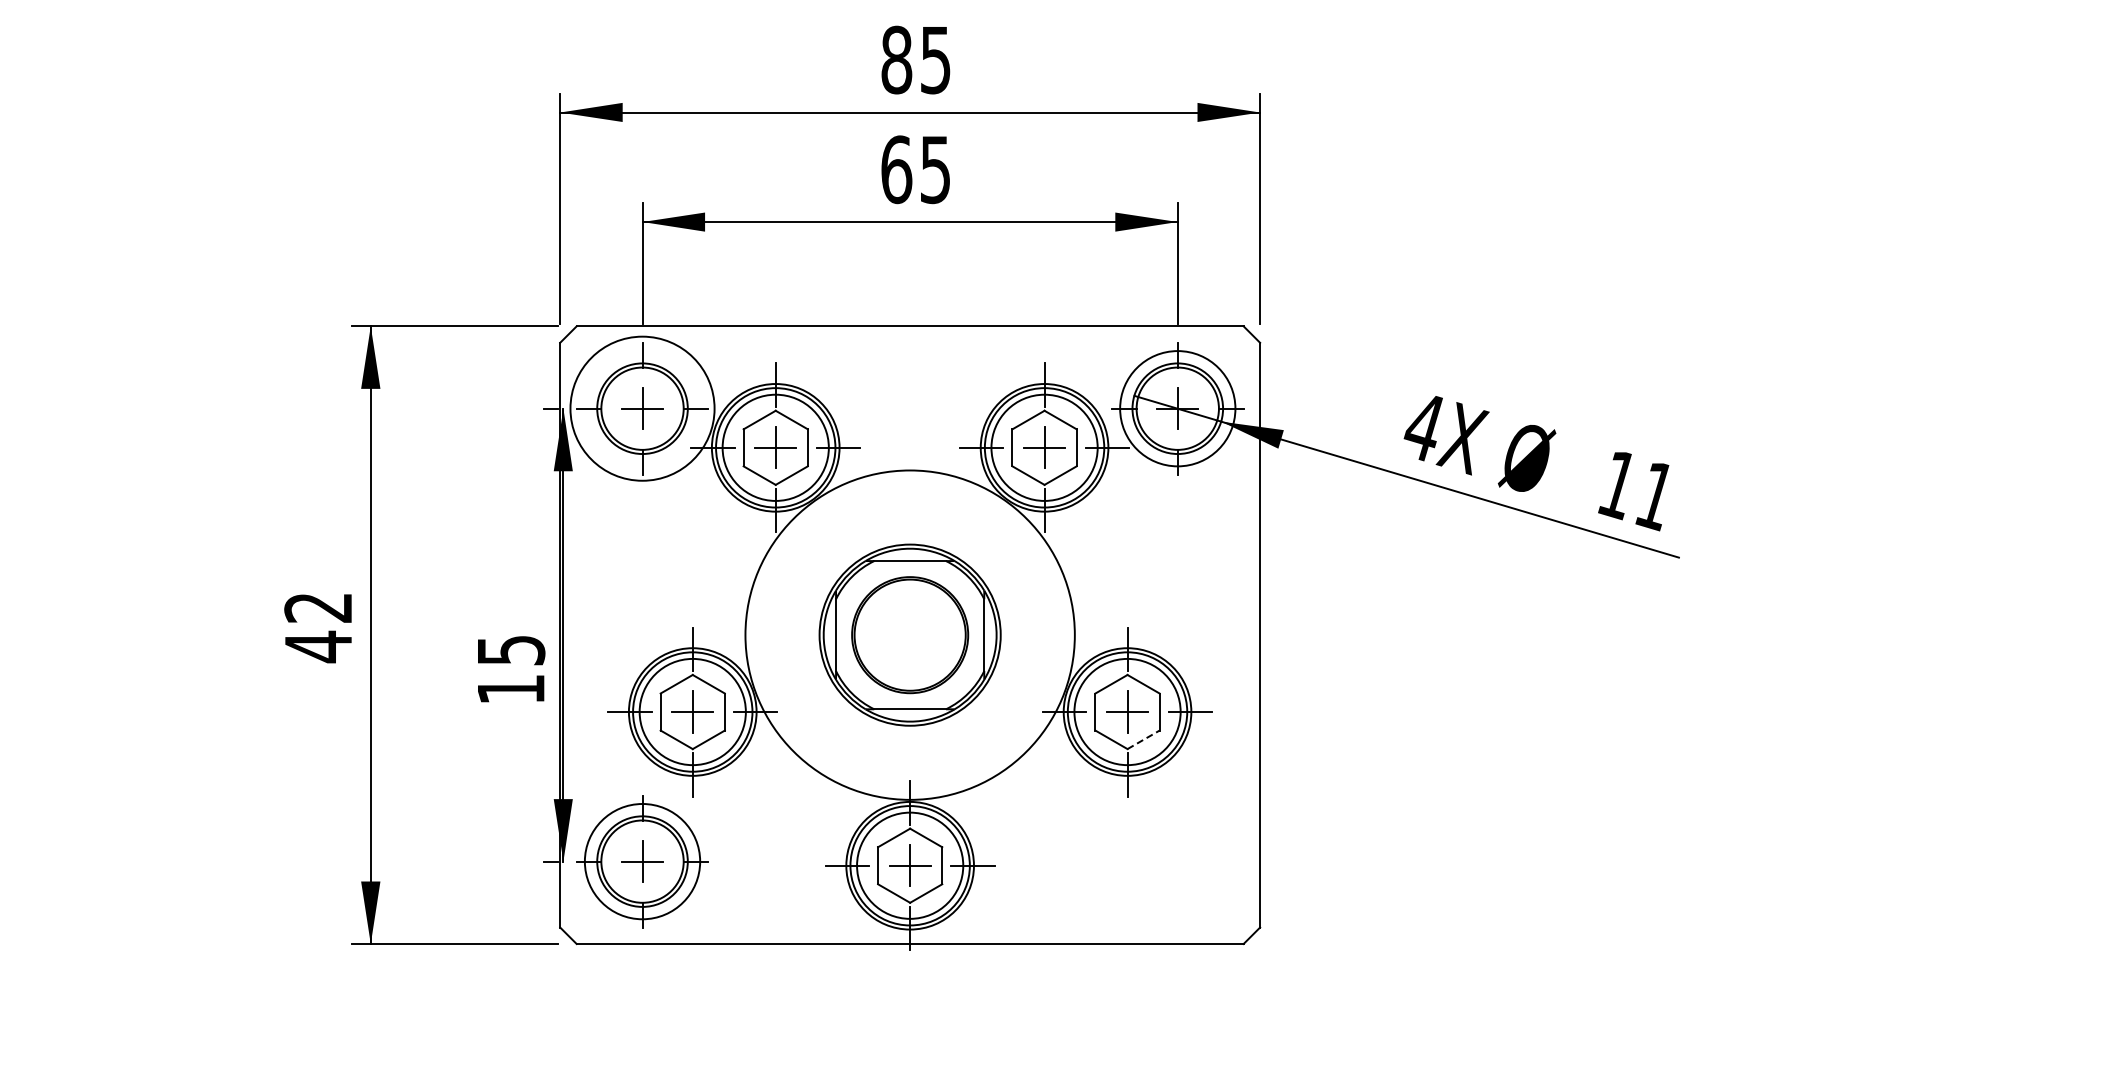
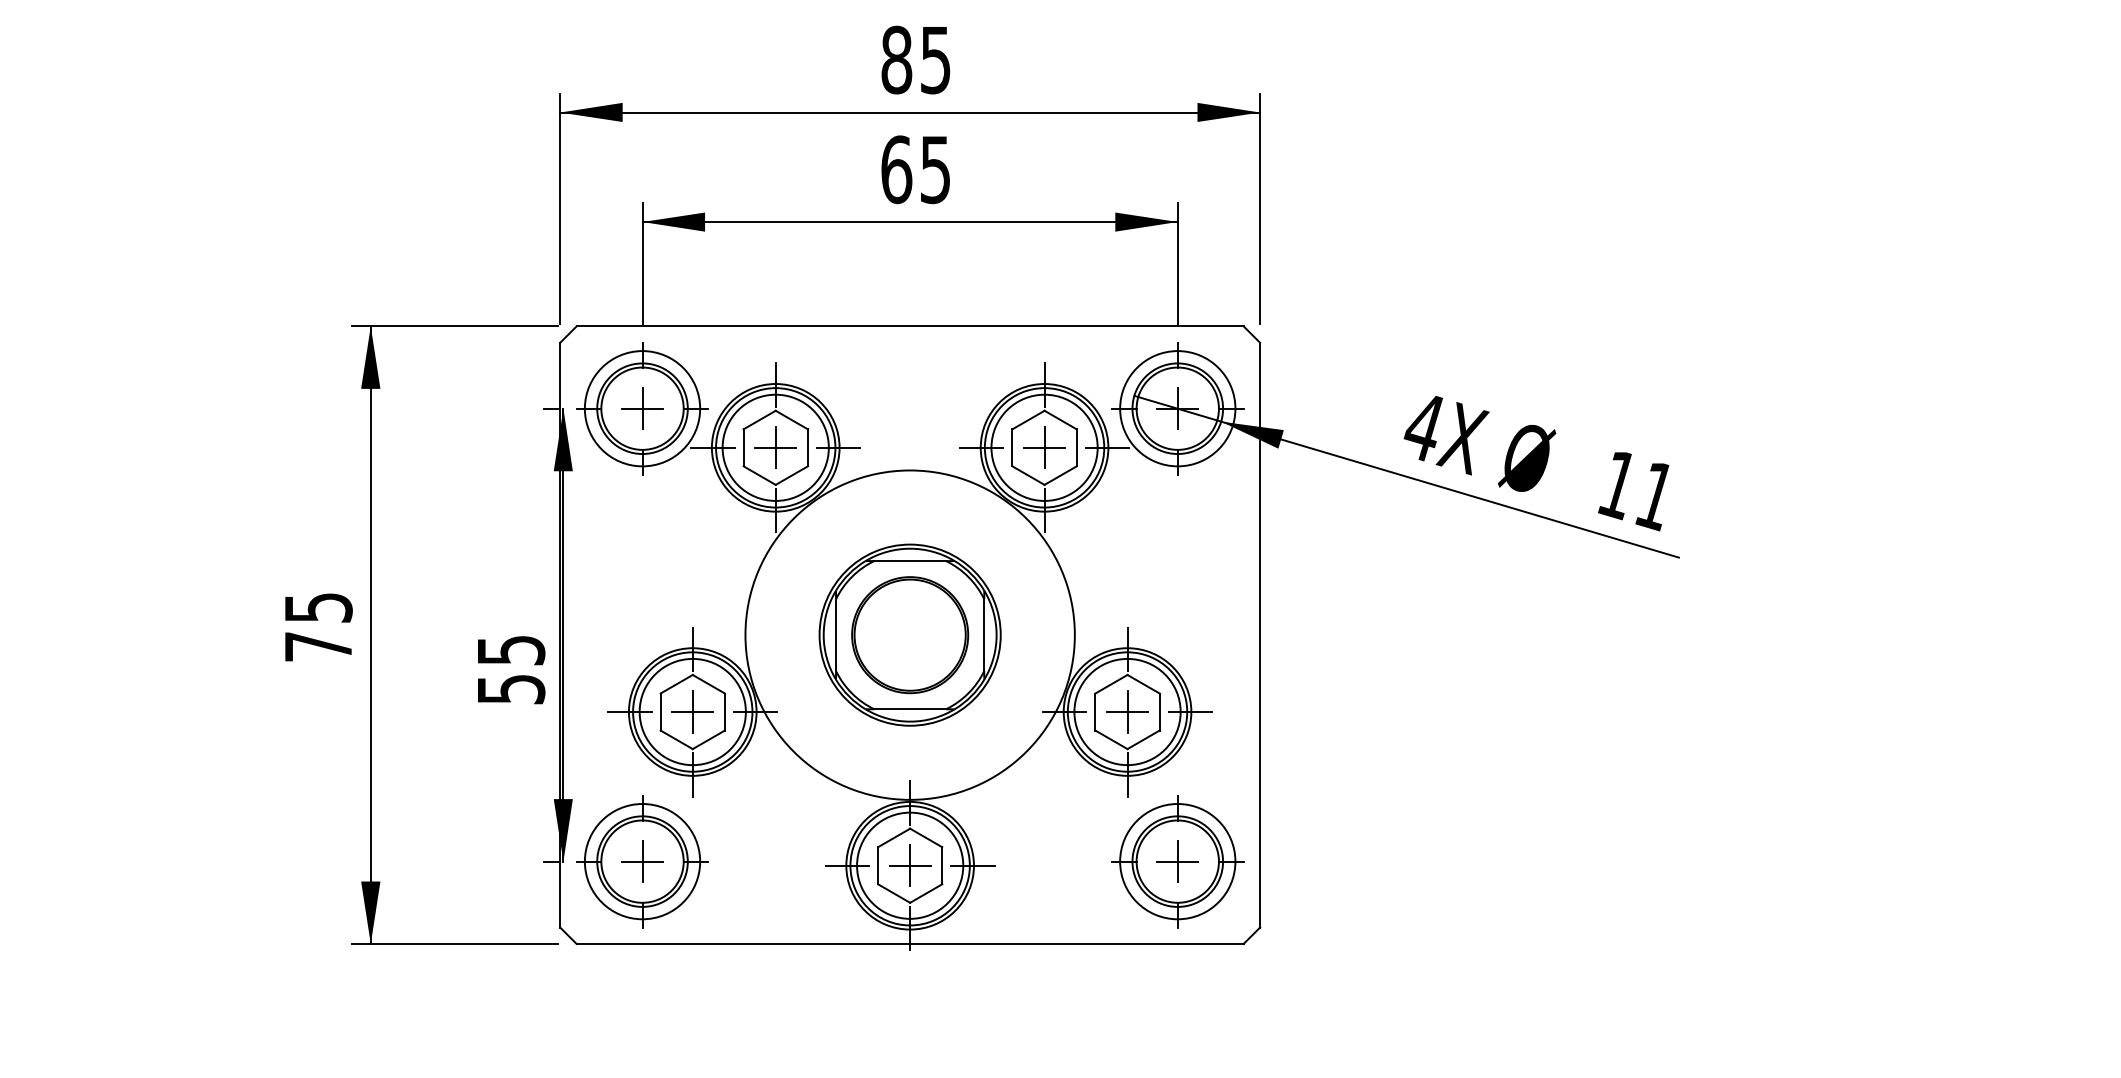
circle diameter: 144 px -> 115 px (642, 408)
text: 42 -> 75 (318, 628)
text: 15 -> 55 (511, 689)
line: dashed -> solid (1143, 739)
part: none -> present (1177, 861)
